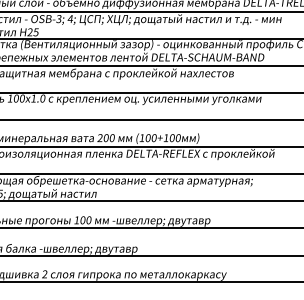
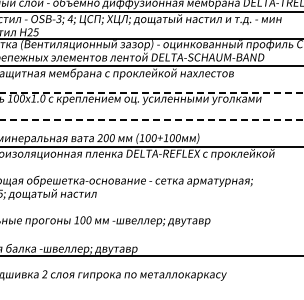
line: solid -> dashed (152, 92)
line: solid -> dashed (152, 119)
line: present -> none (151, 173)
line: present -> none (151, 200)
line: present -> none (151, 227)
line: present -> none (151, 281)
